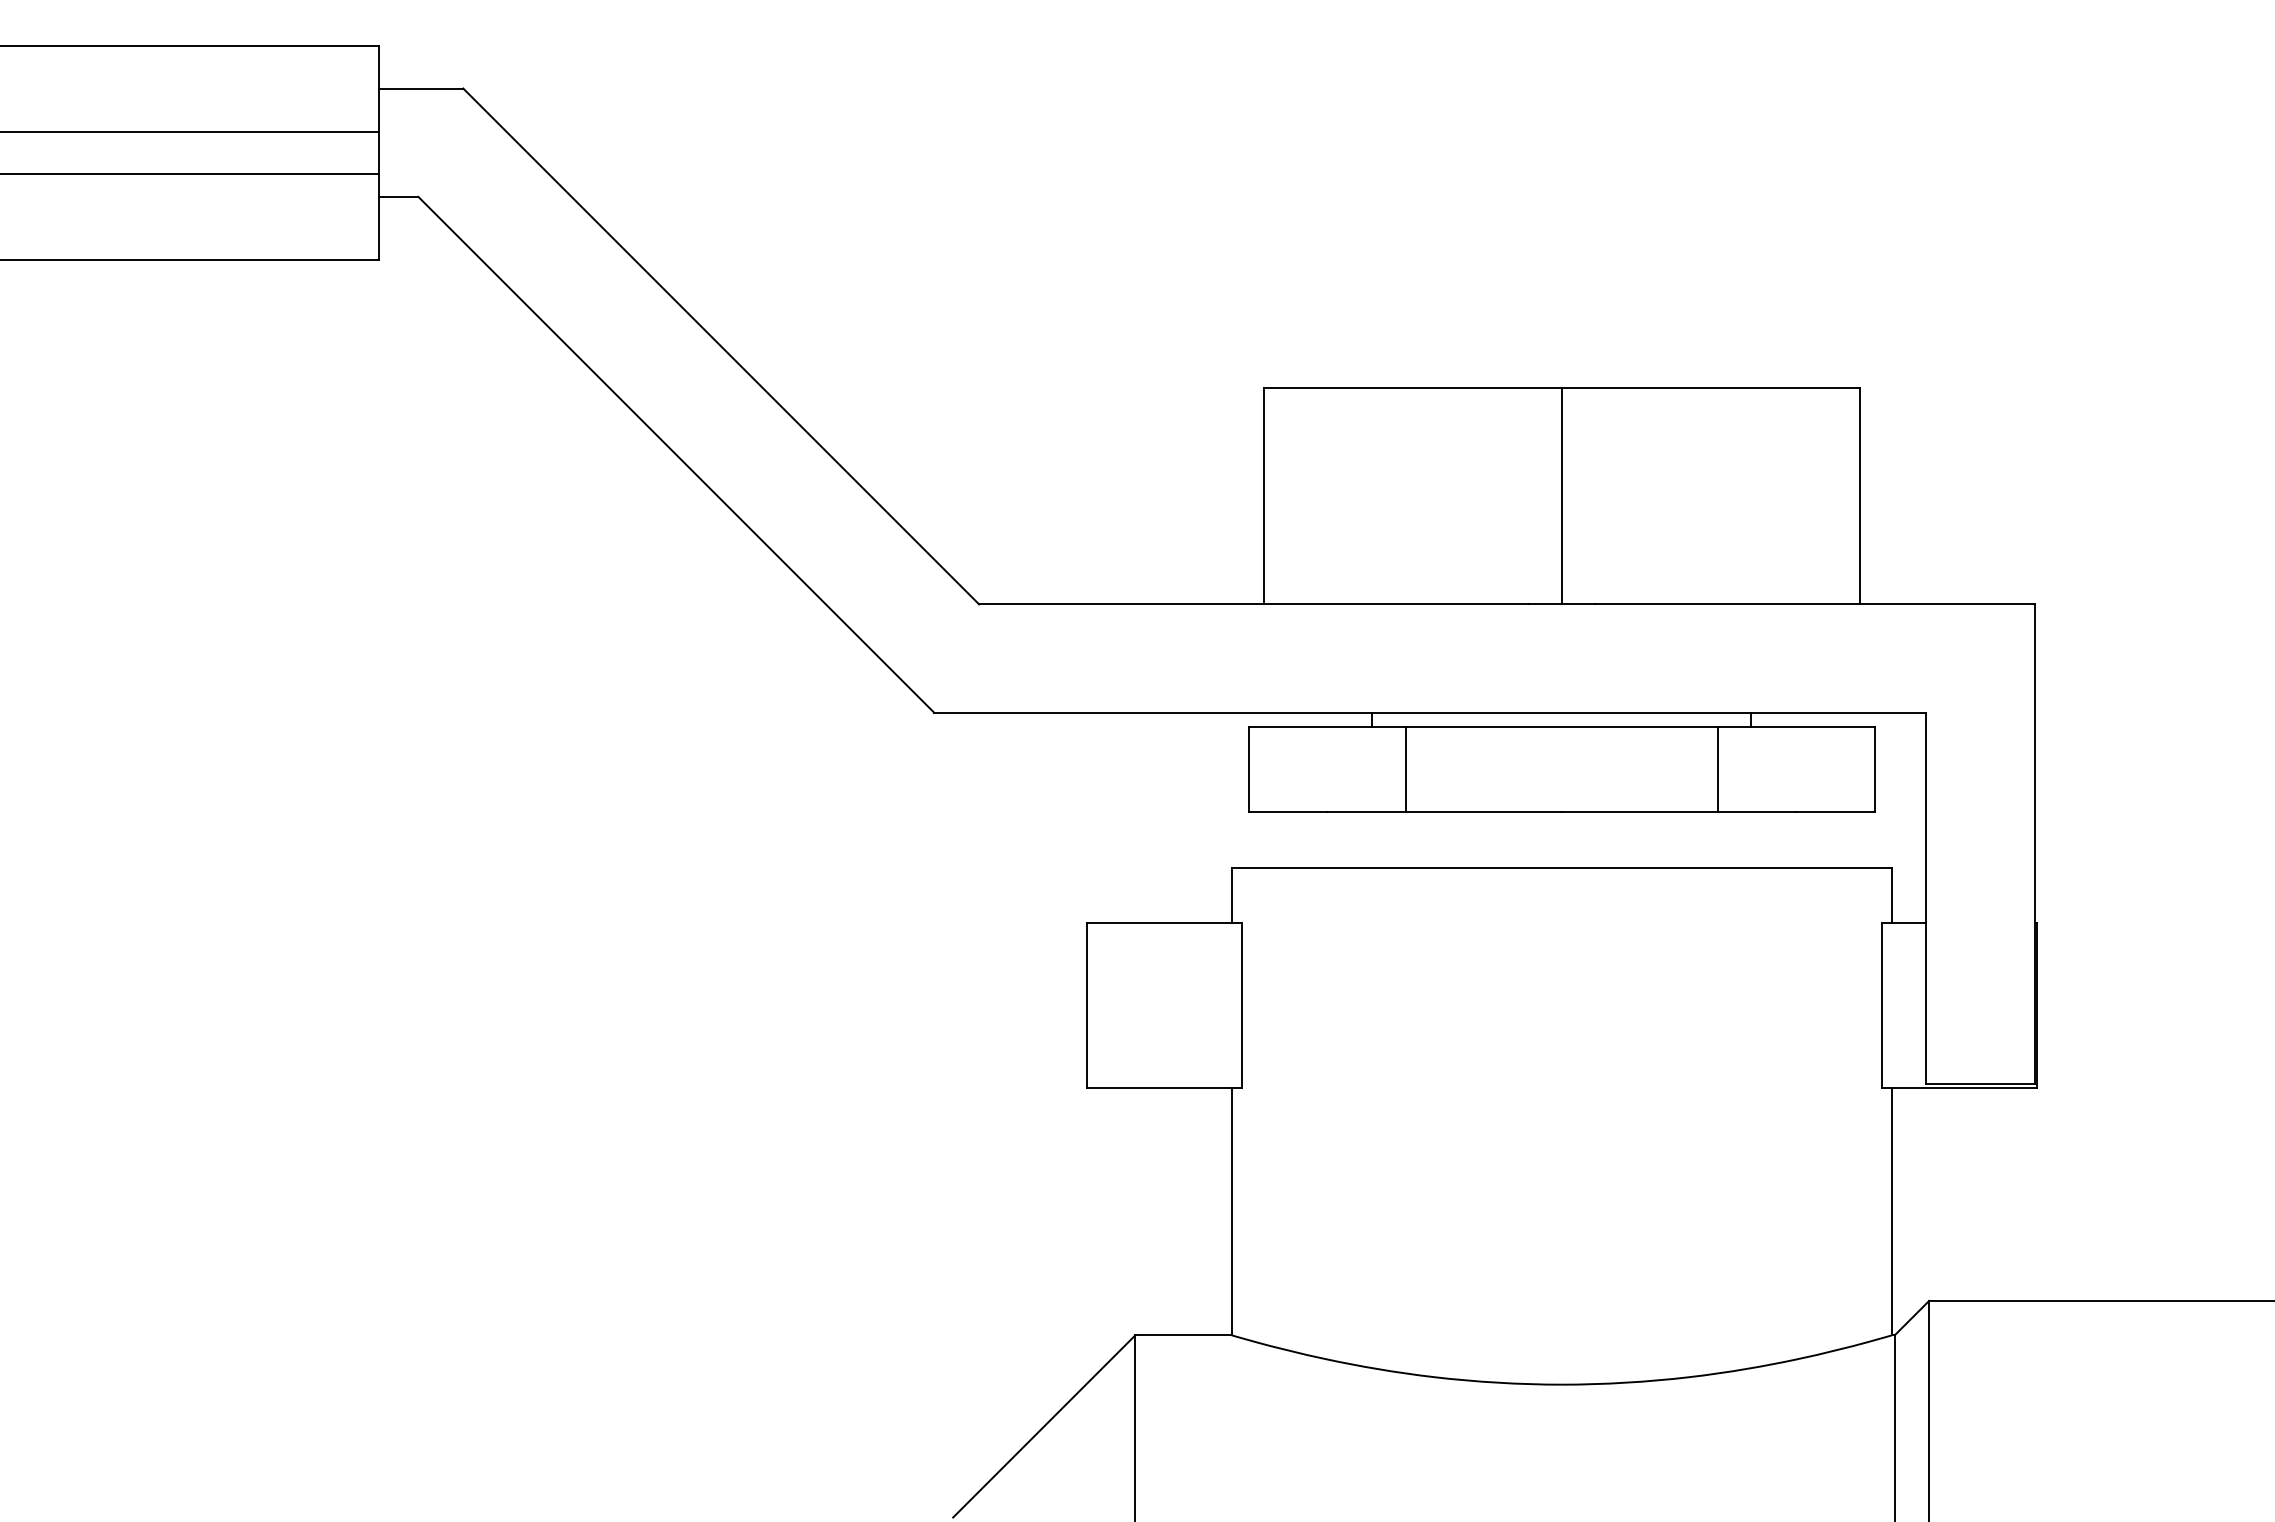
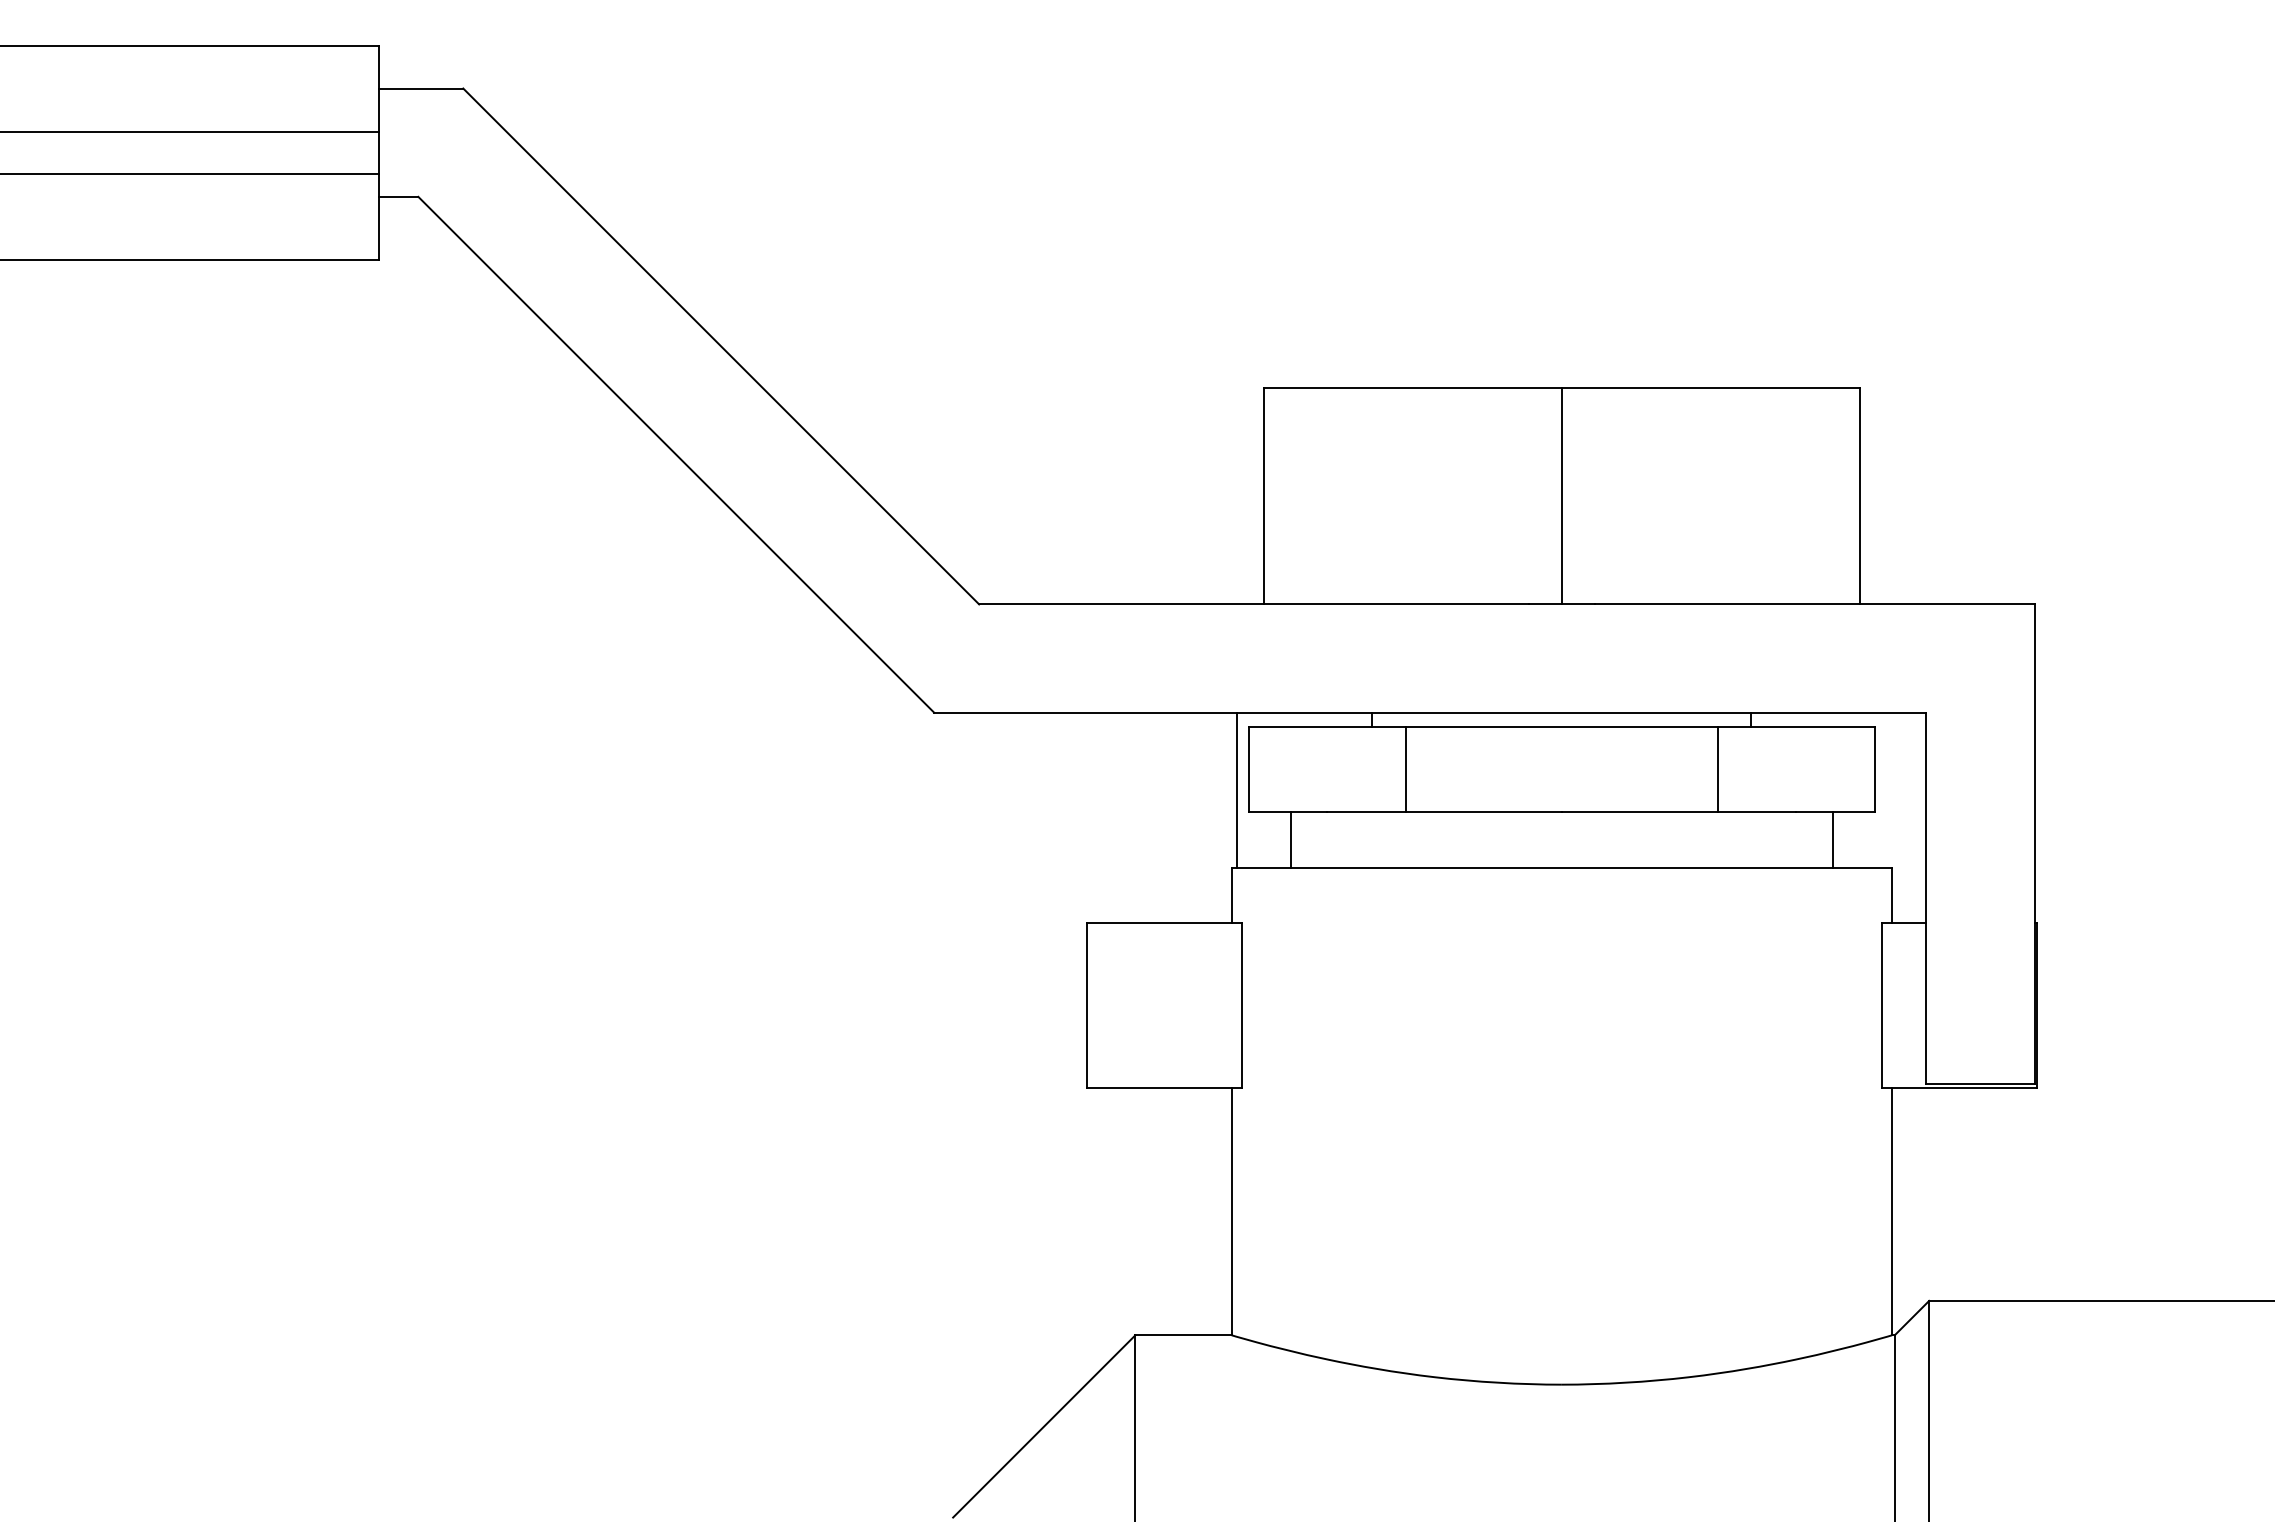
line: none -> present (1237, 789)
line: none -> present (1291, 839)
line: none -> present (1832, 839)
